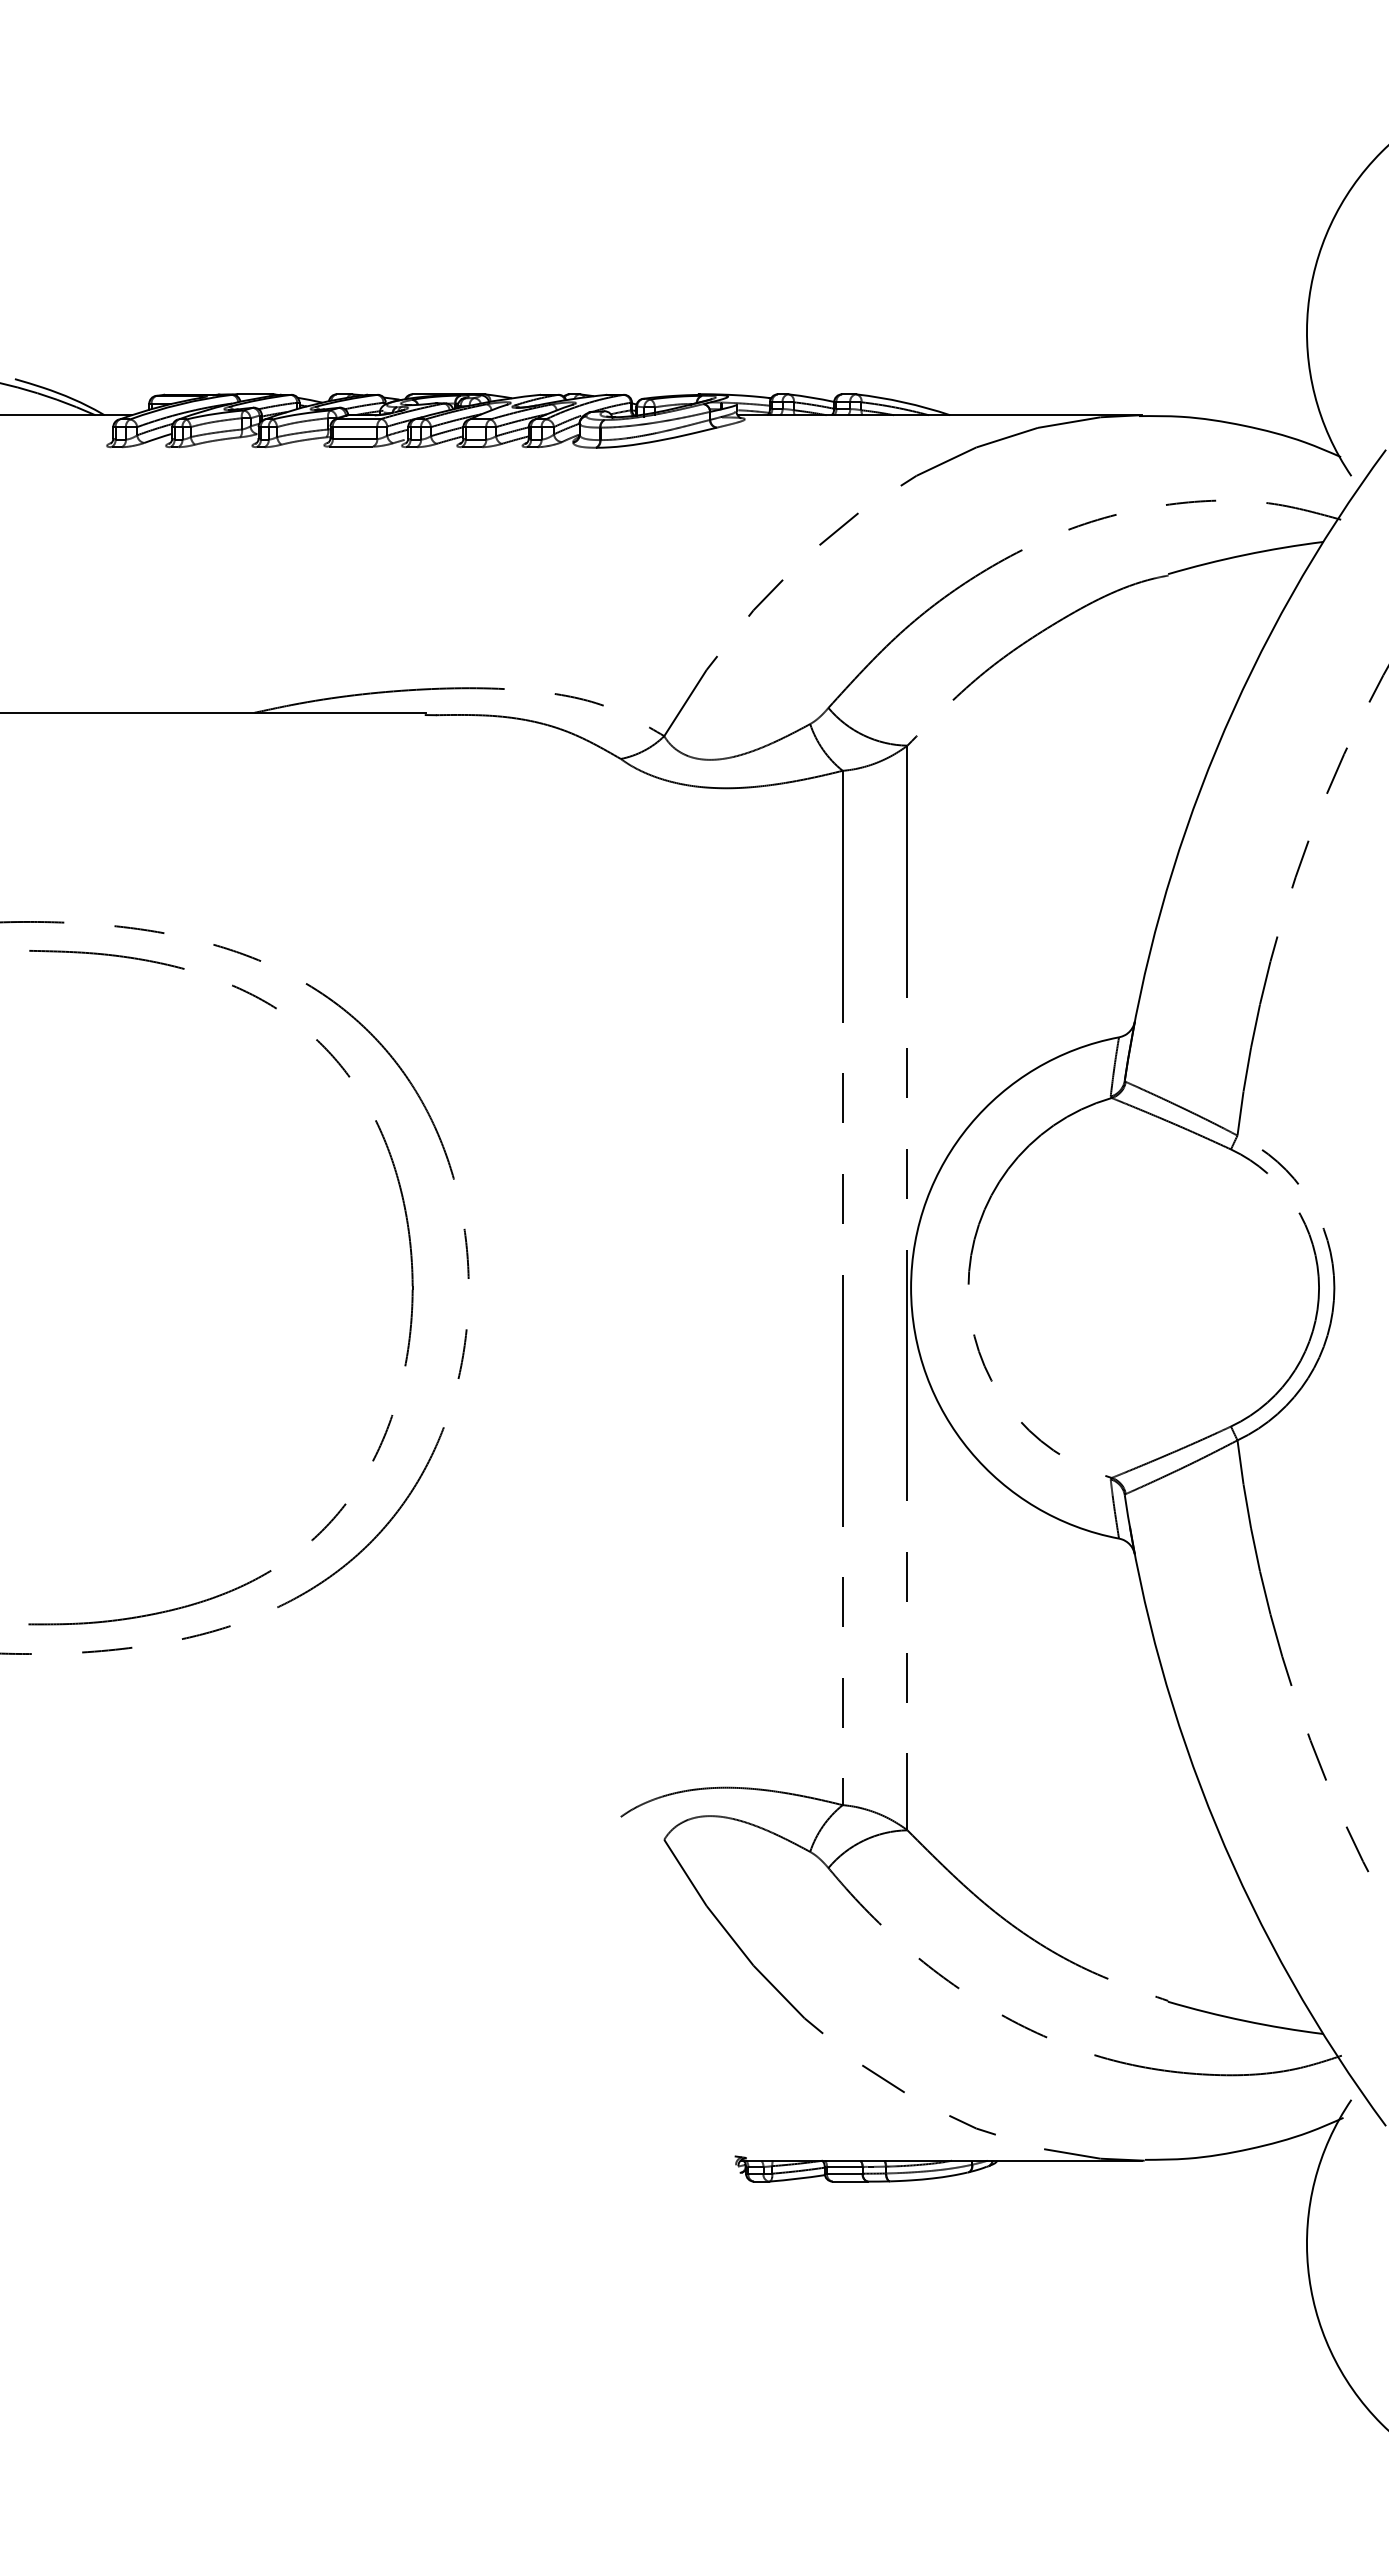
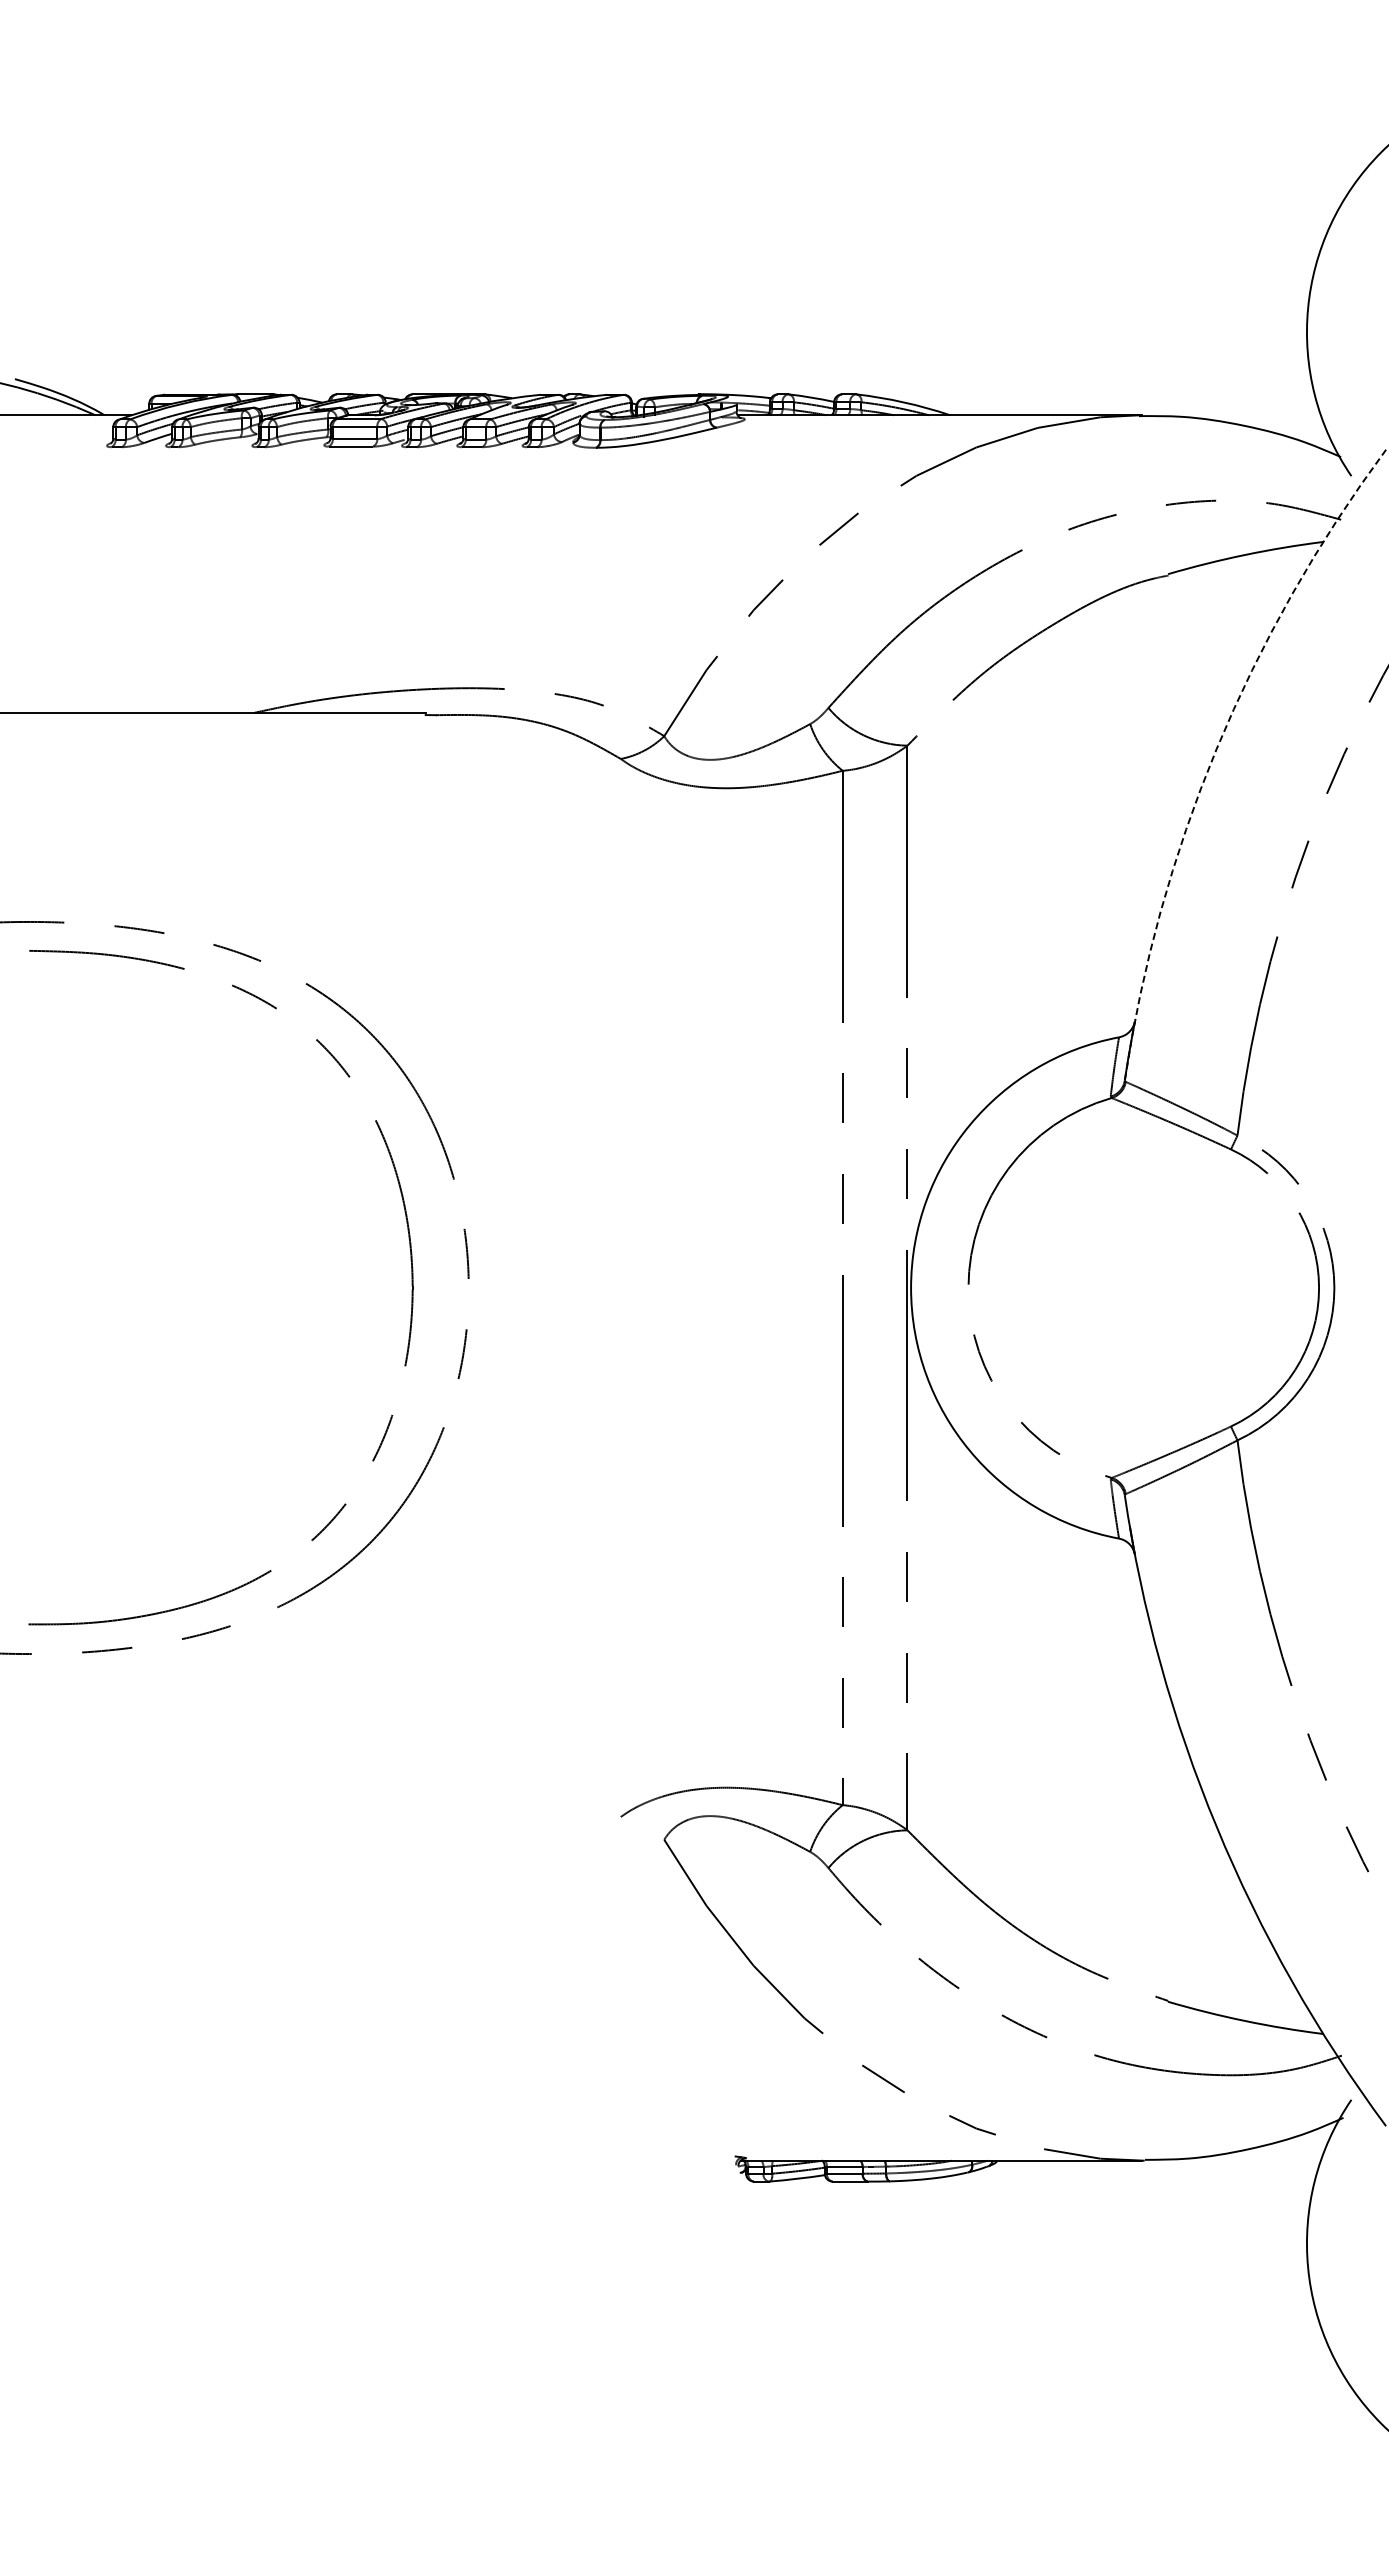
arc: solid -> dashed (1216, 749)
